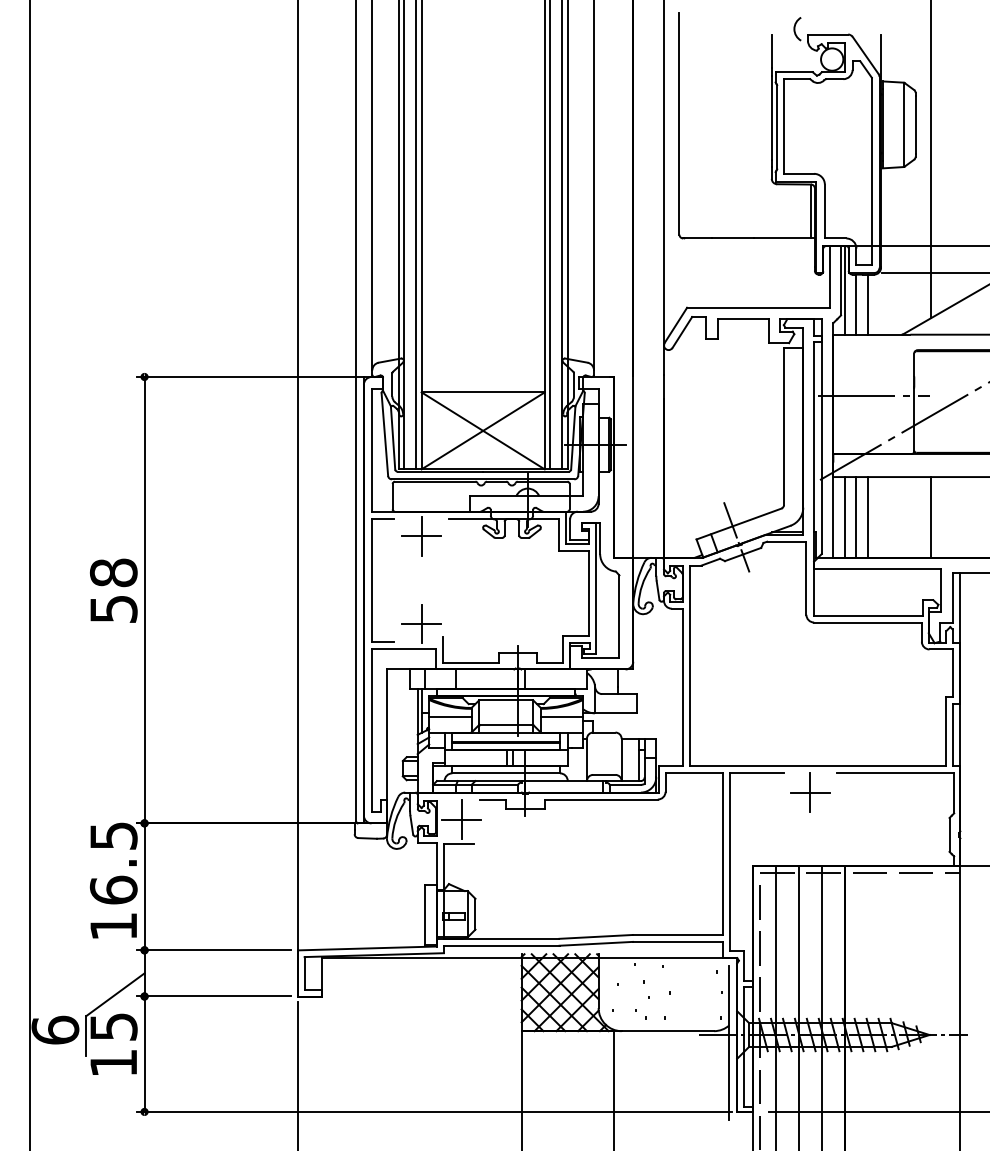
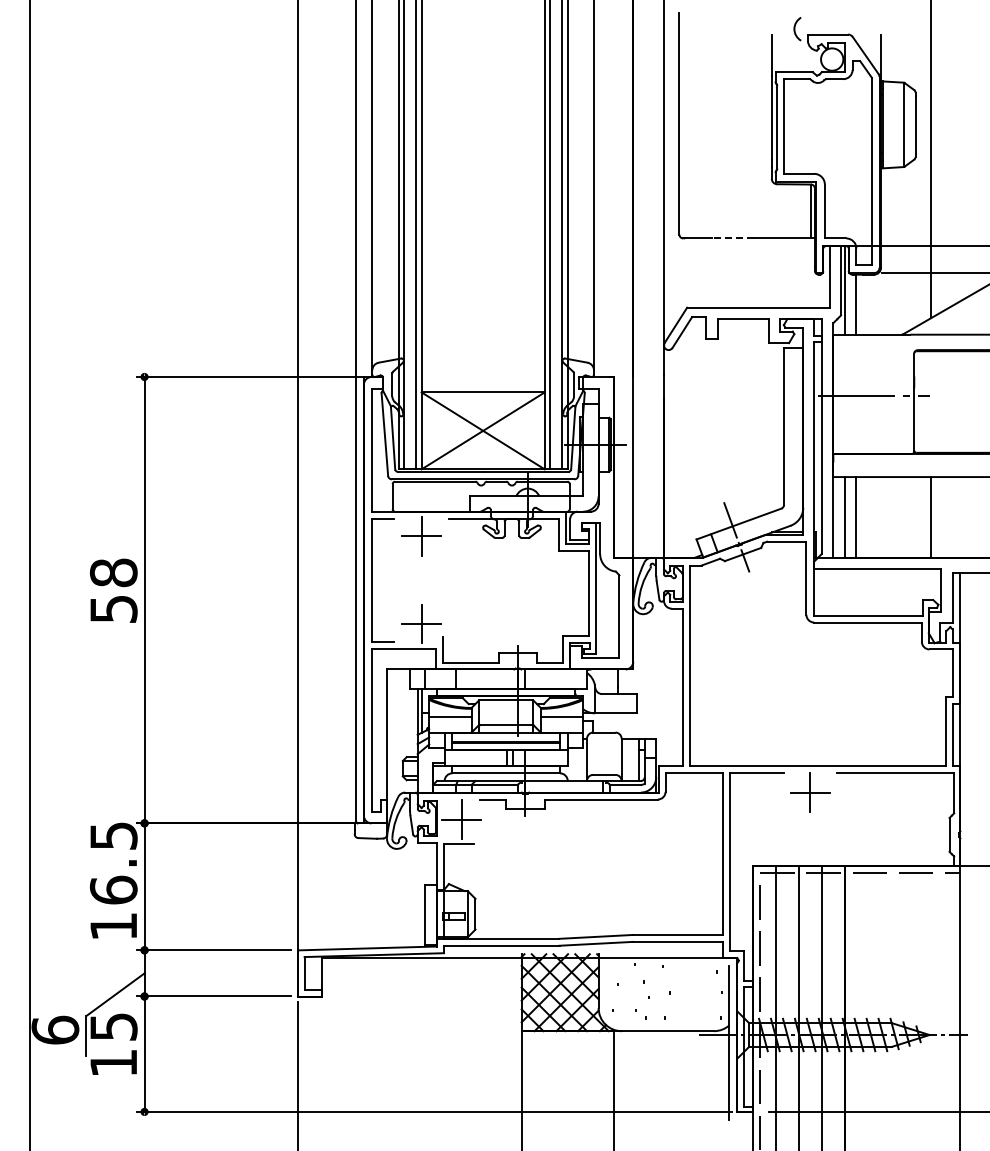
line: solid -> dashed (732, 238)
line: present -> none (867, 304)
line: present -> none (903, 432)
line: present -> none (867, 517)
